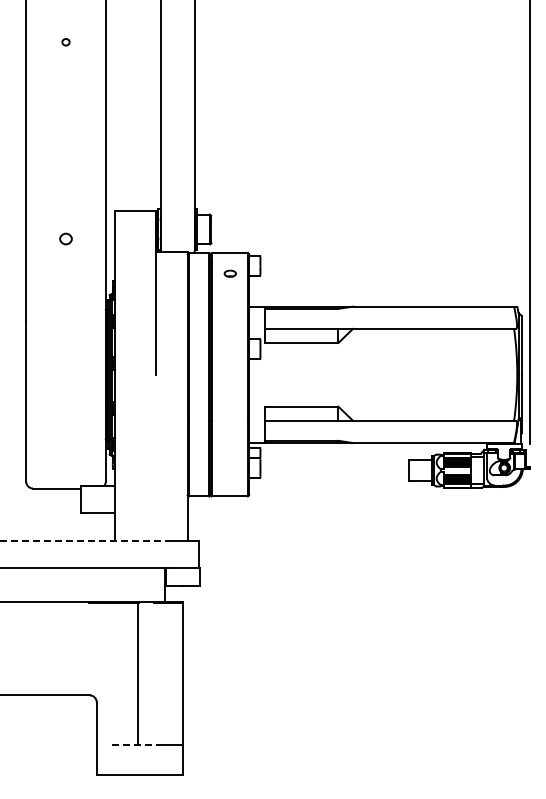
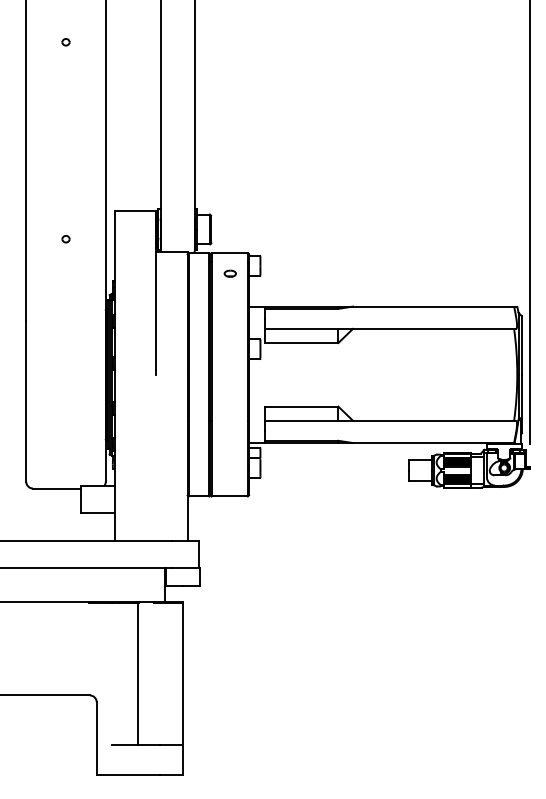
part size: 14x14 px -> 10x9 px (65, 239)
line: dashed -> solid (85, 540)
line: dashed -> solid (136, 745)
